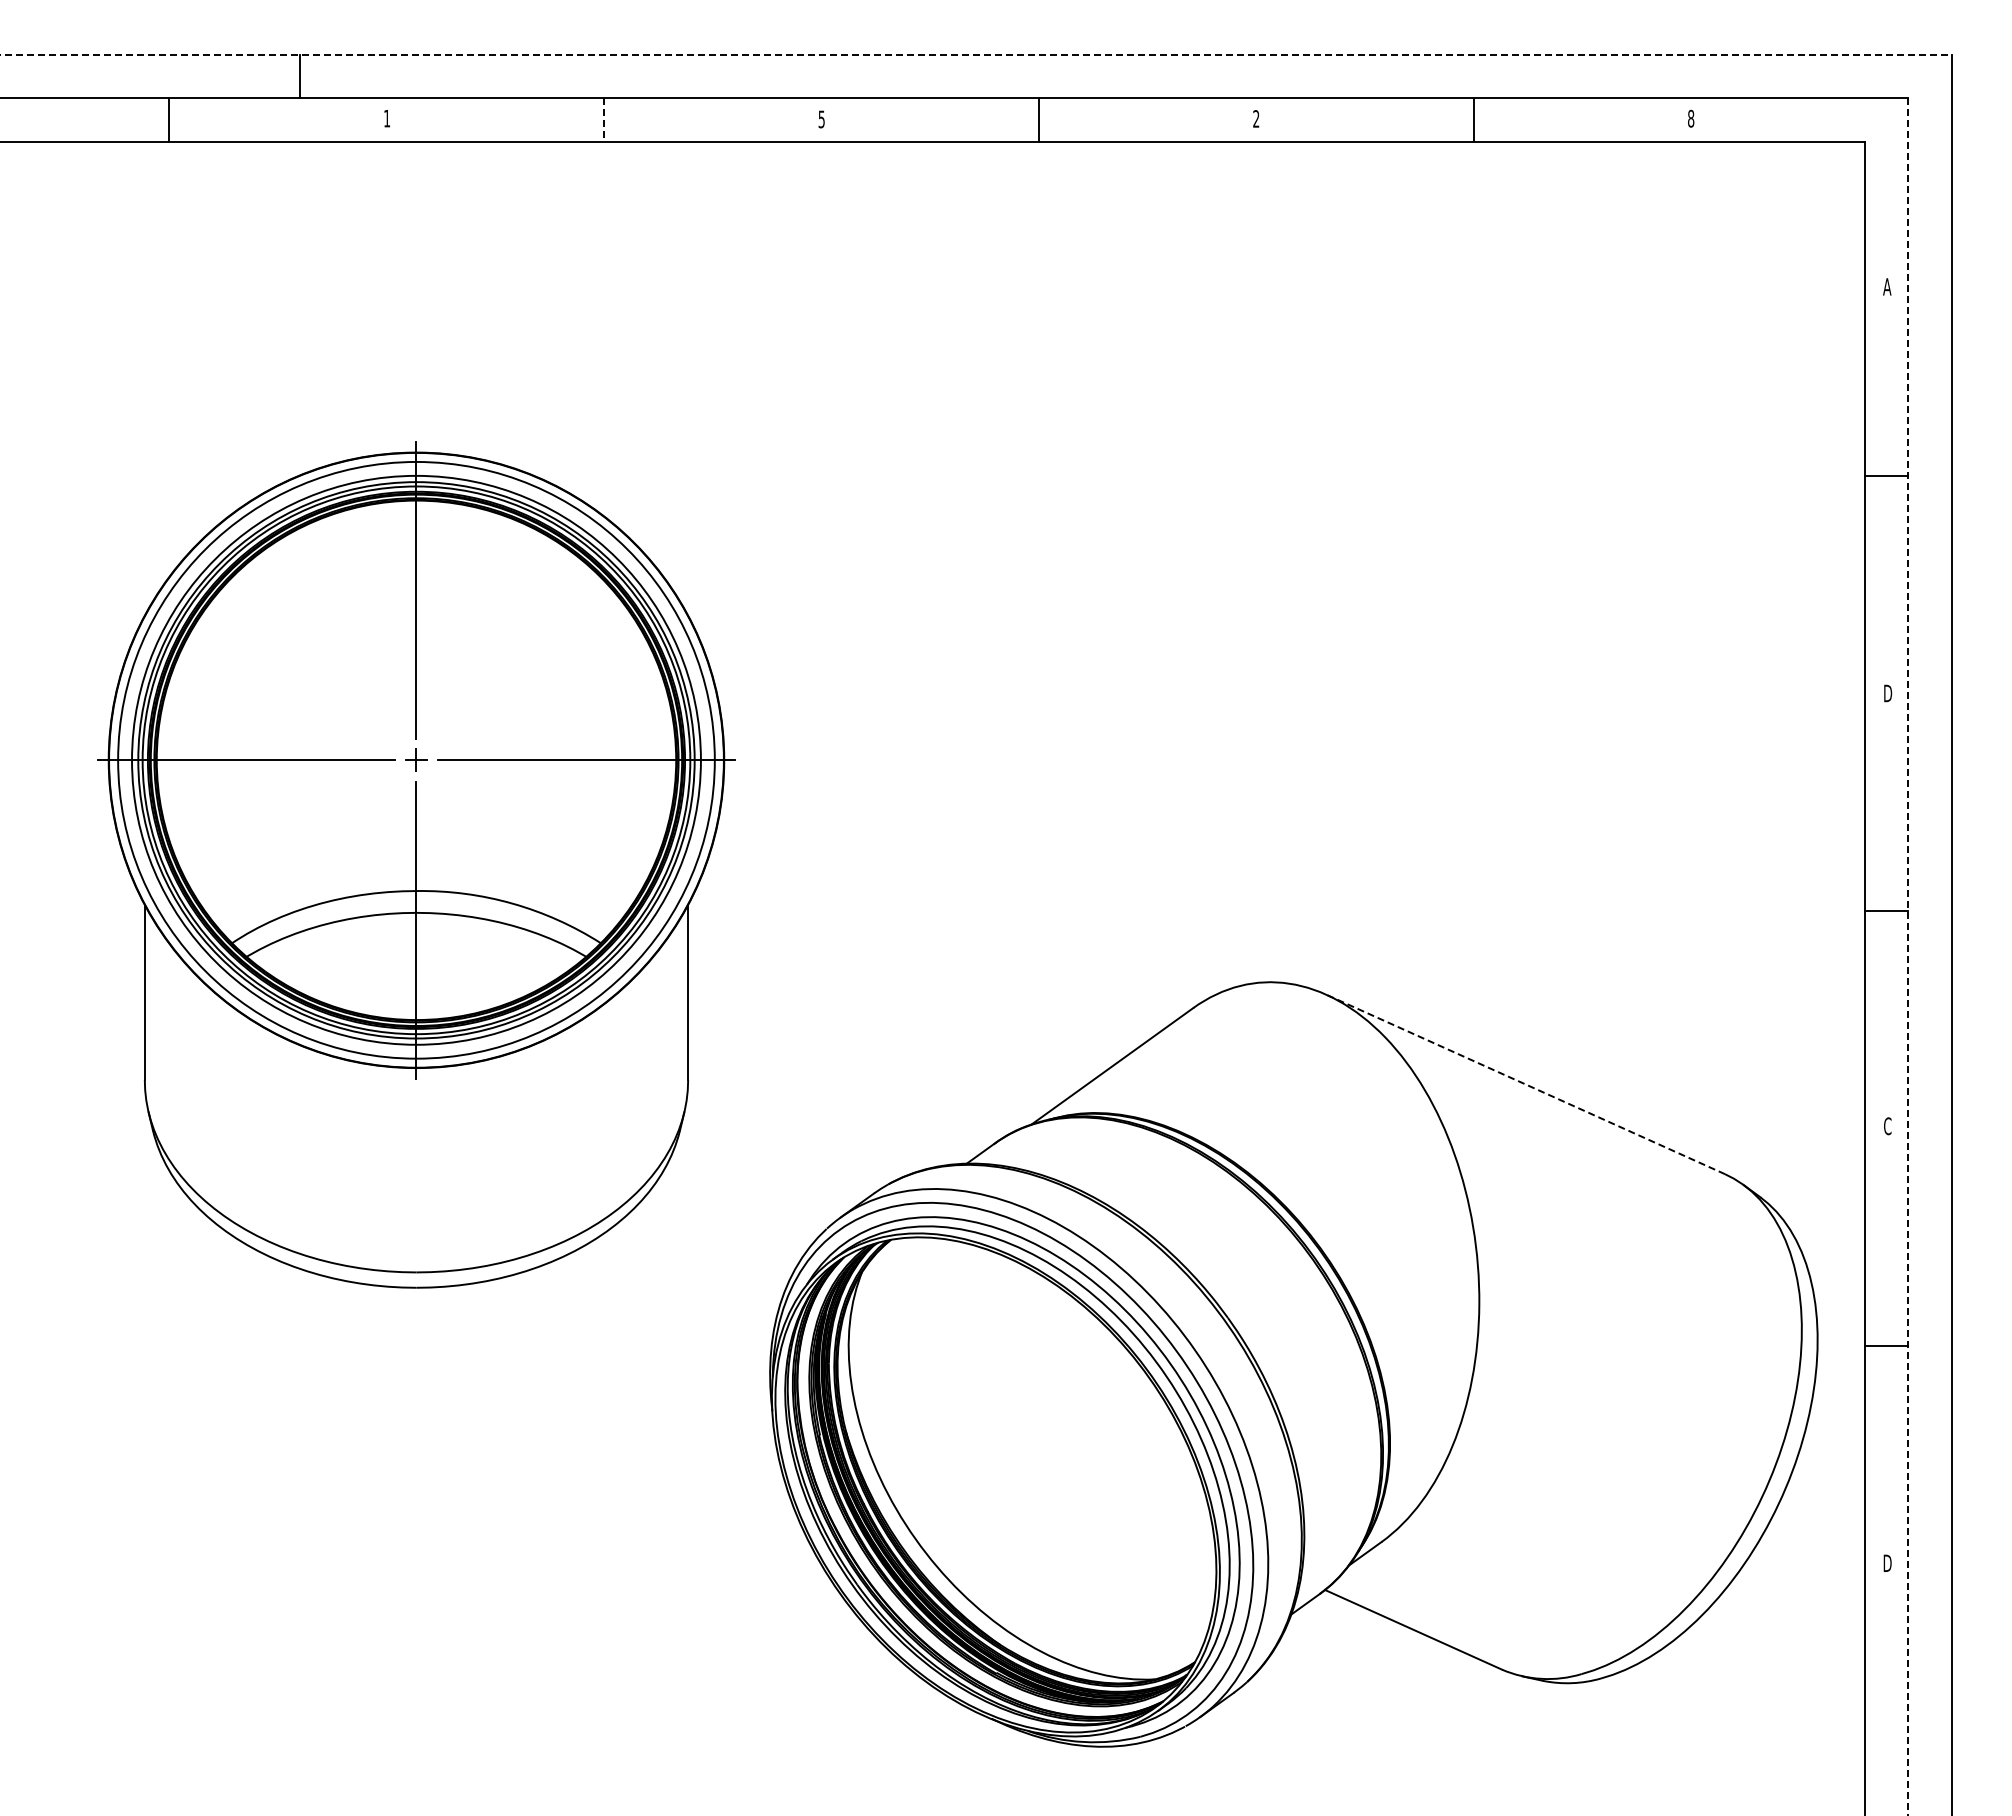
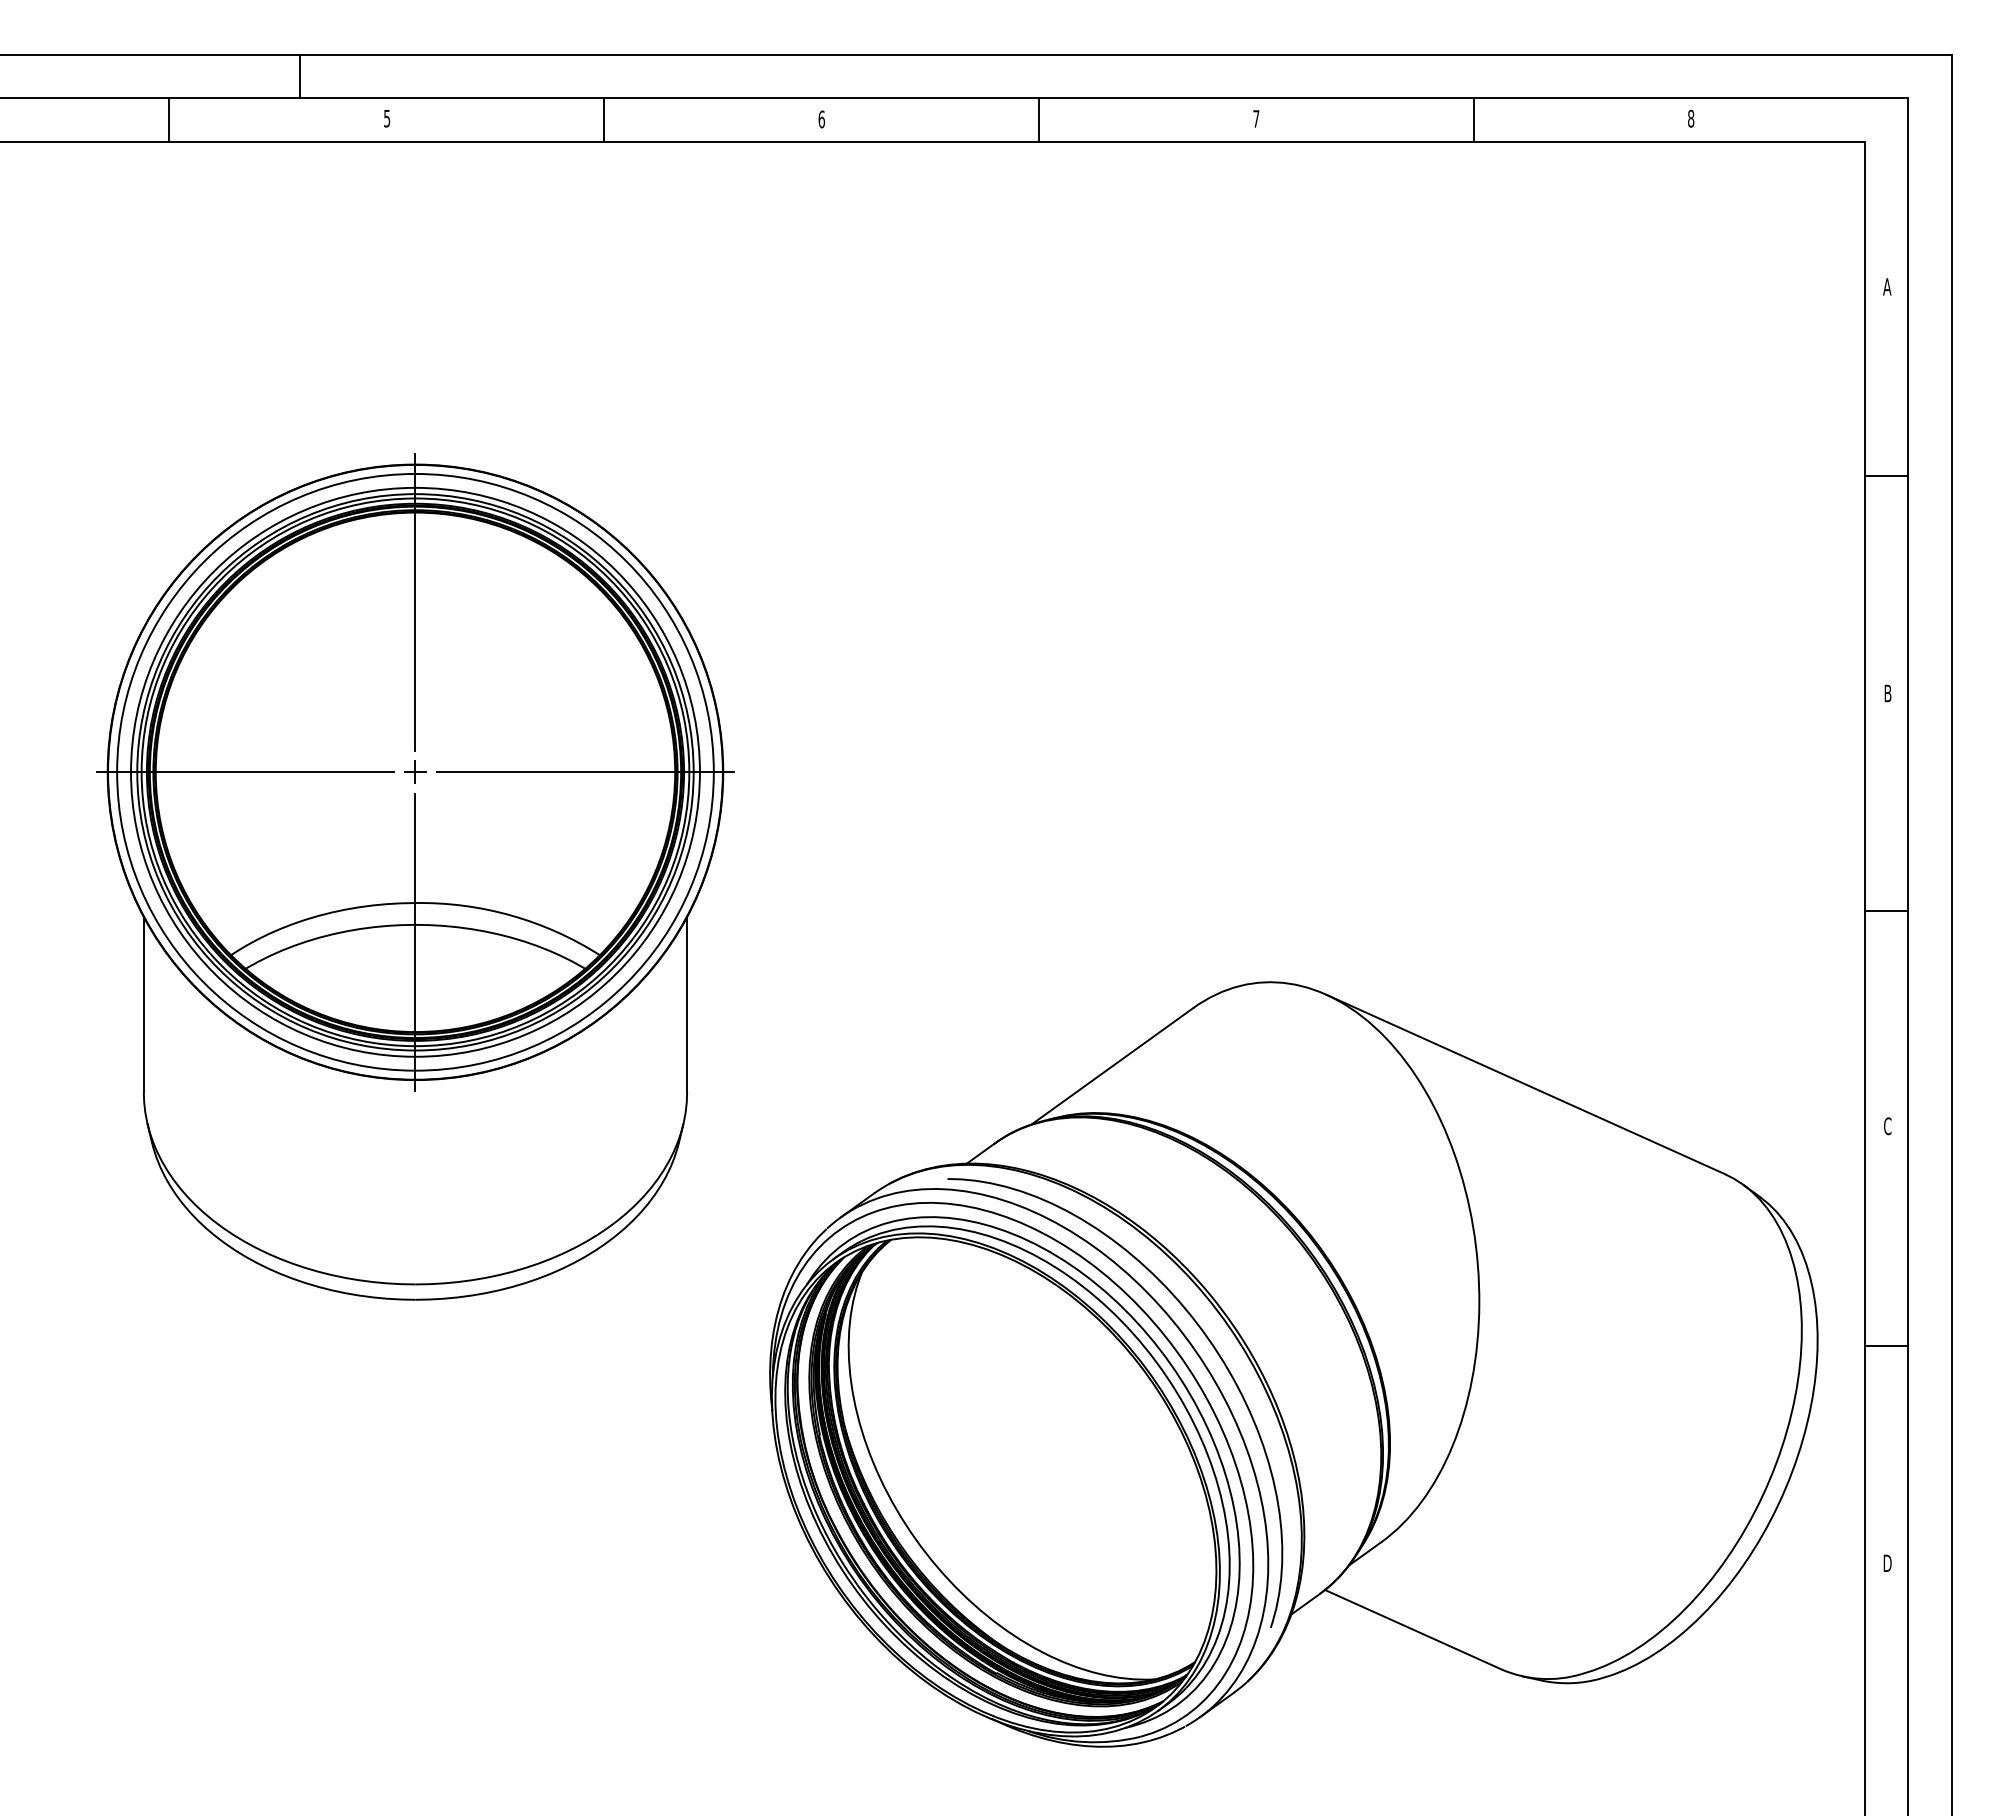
line: dashed -> solid (975, 54)
text: 1 -> 5 (387, 118)
text: 2 -> 7 (1256, 118)
line: dashed -> solid (604, 119)
text: 5 -> 6 (821, 119)
text: D -> B (1888, 693)
part position: (416, 864) -> (415, 876) (415, 876)
line: dashed -> solid (1908, 956)
line: dashed -> solid (1525, 1084)
part: none -> present (1206, 1338)
